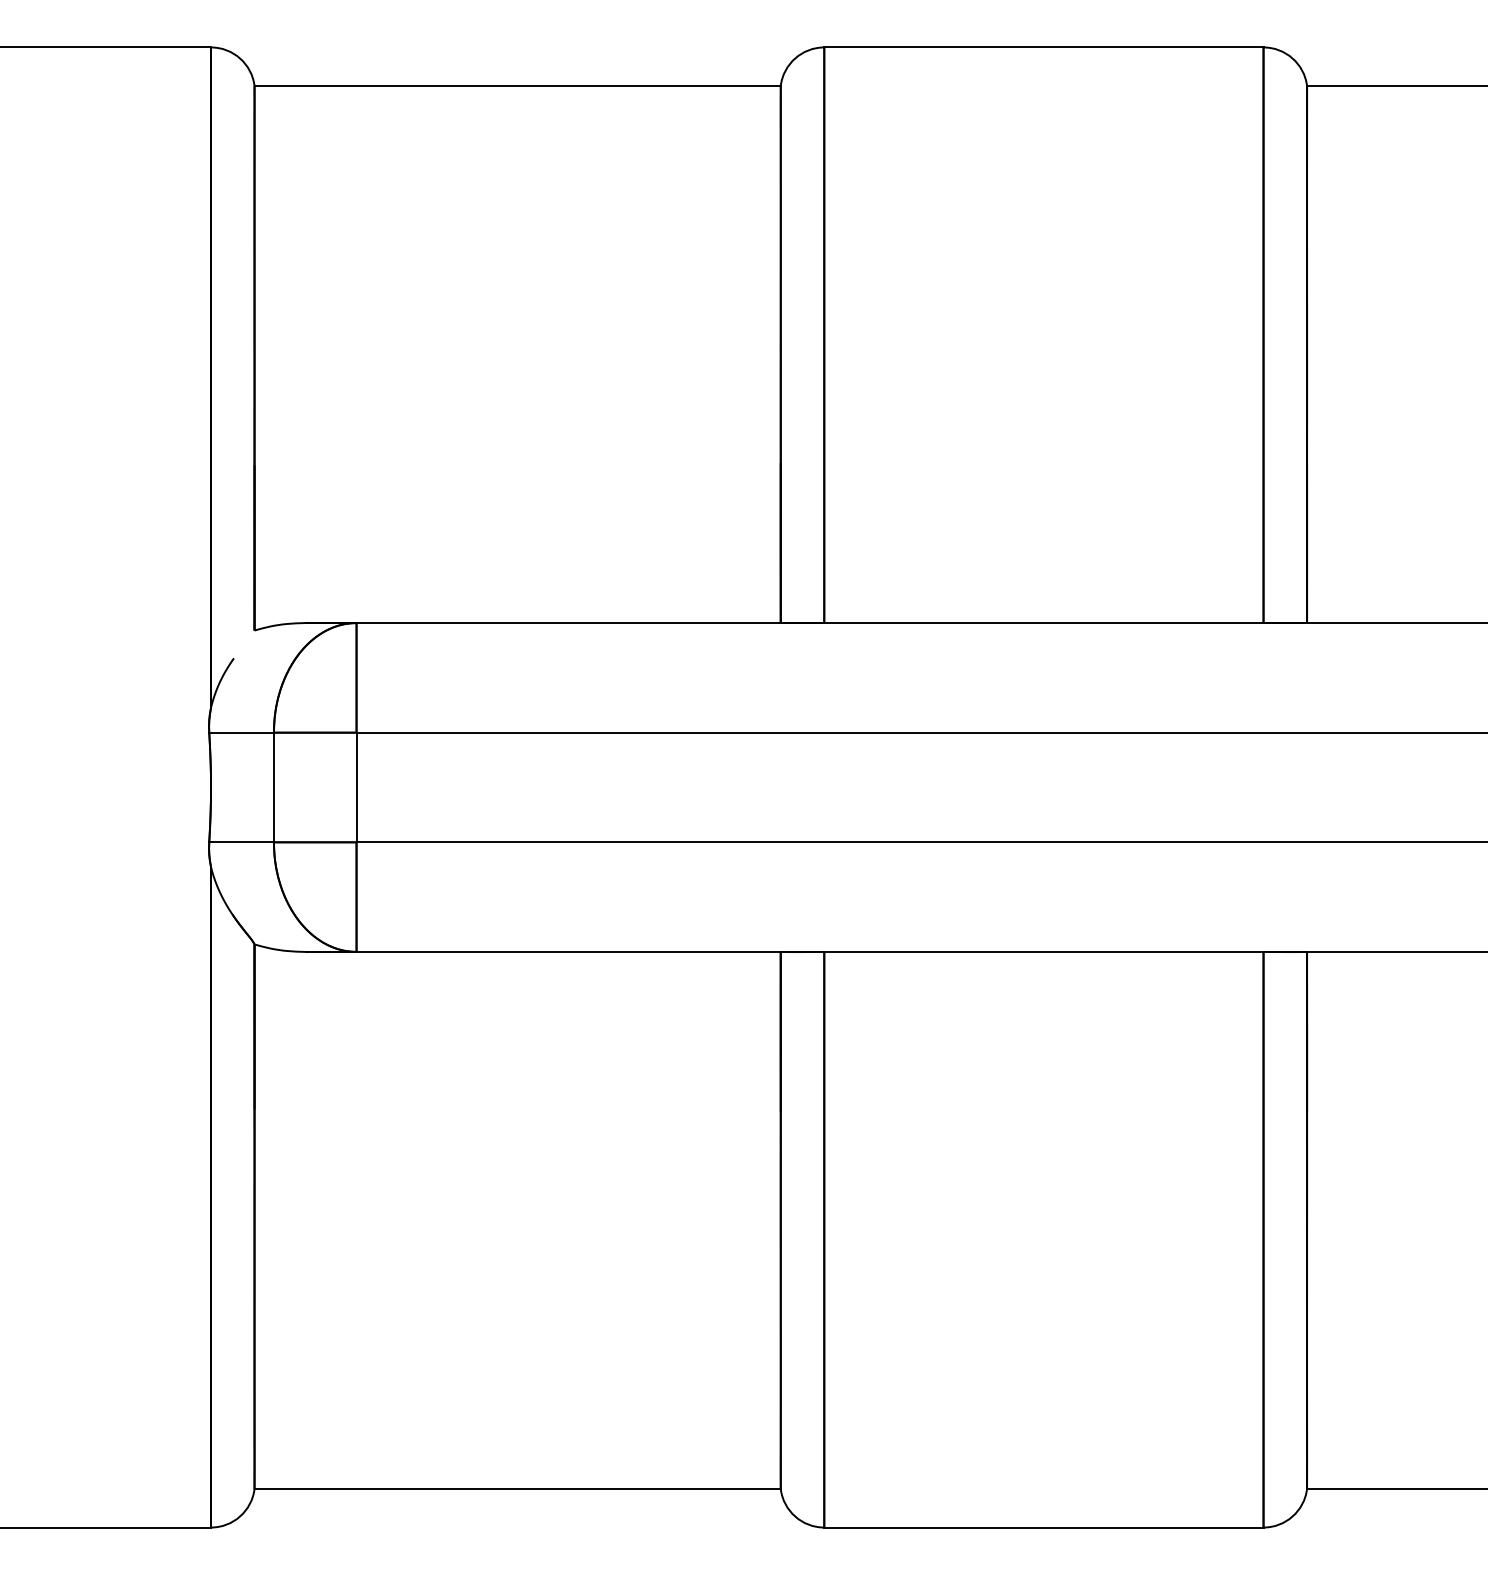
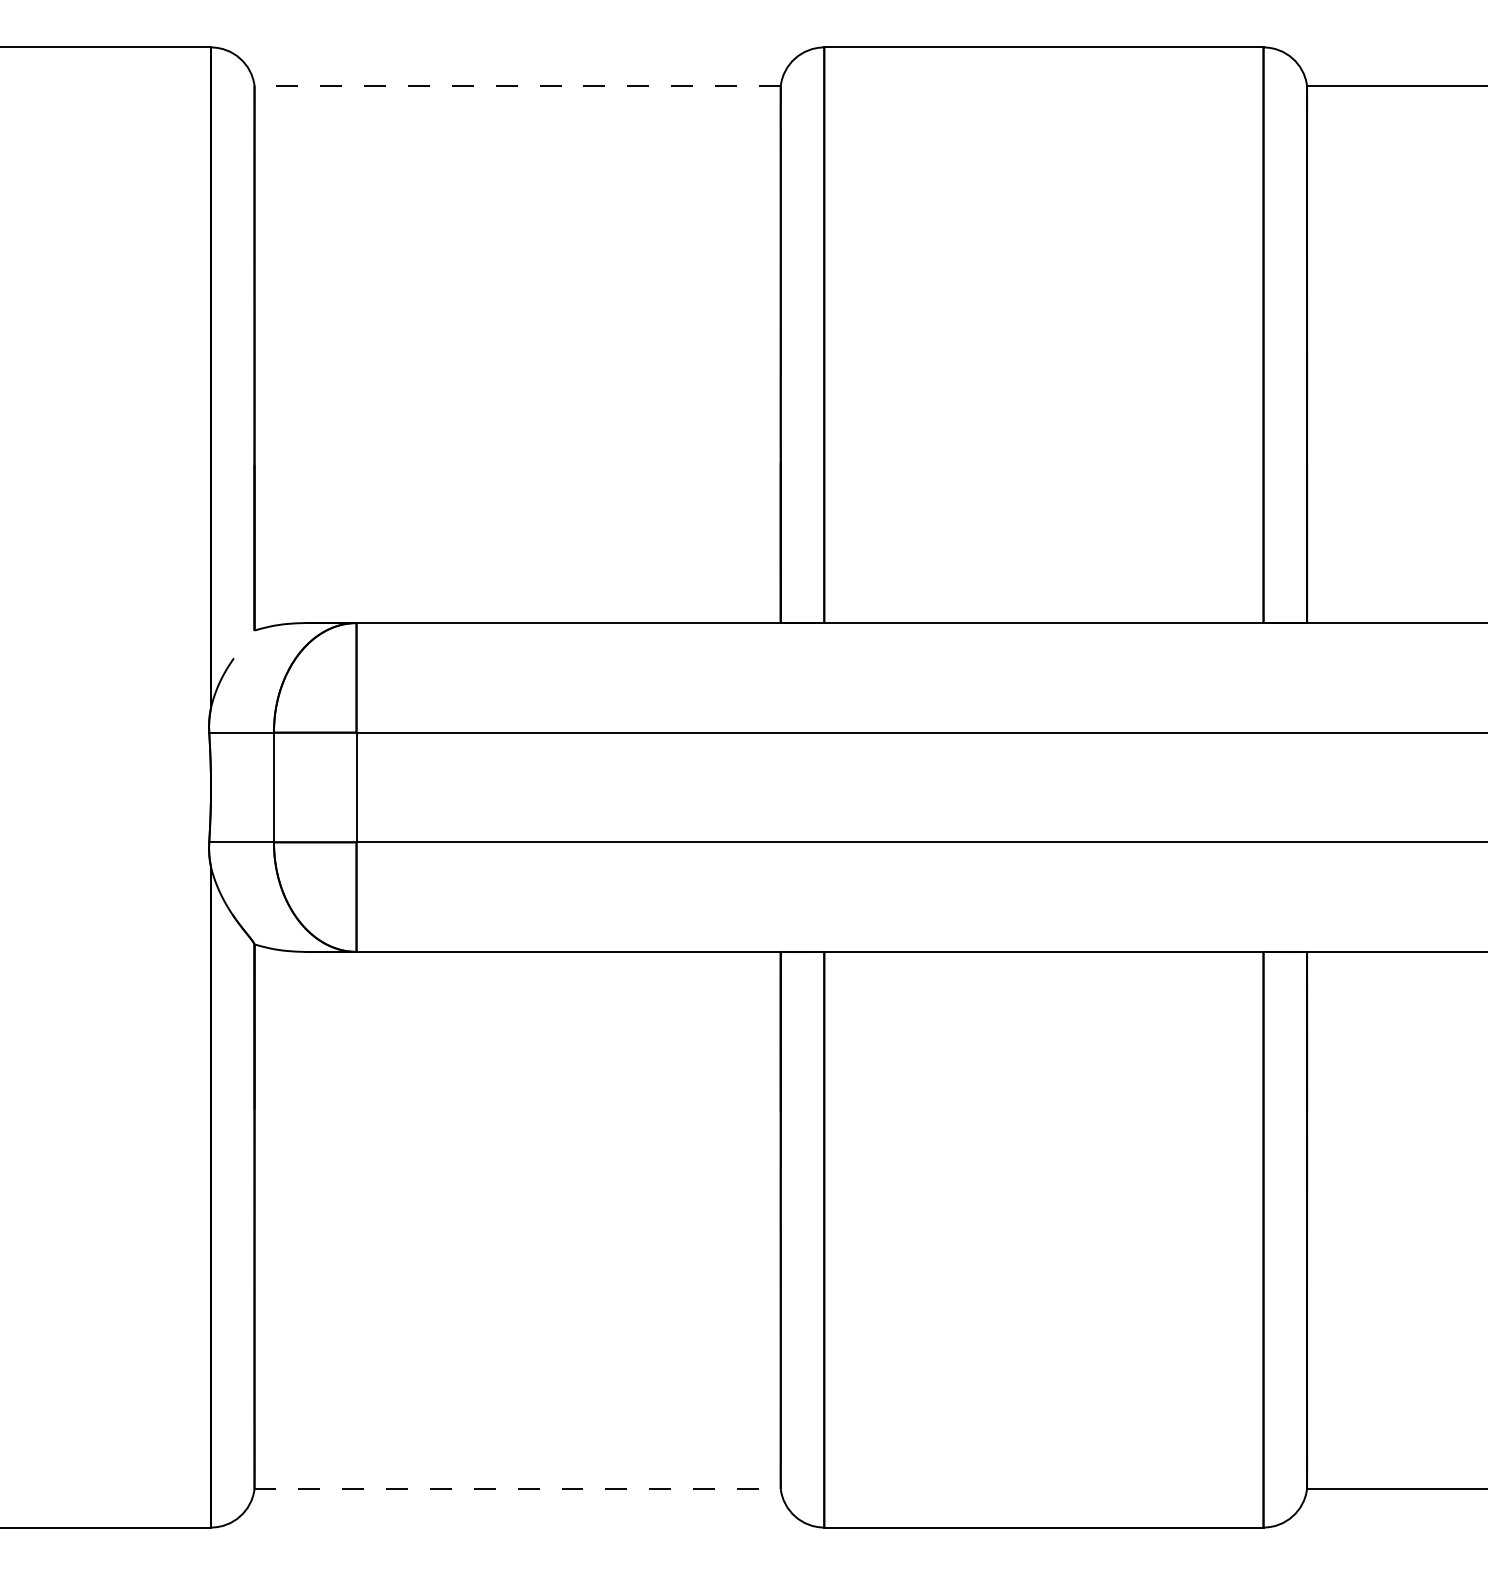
line: solid -> dashed (517, 85)
line: solid -> dashed (518, 1489)
